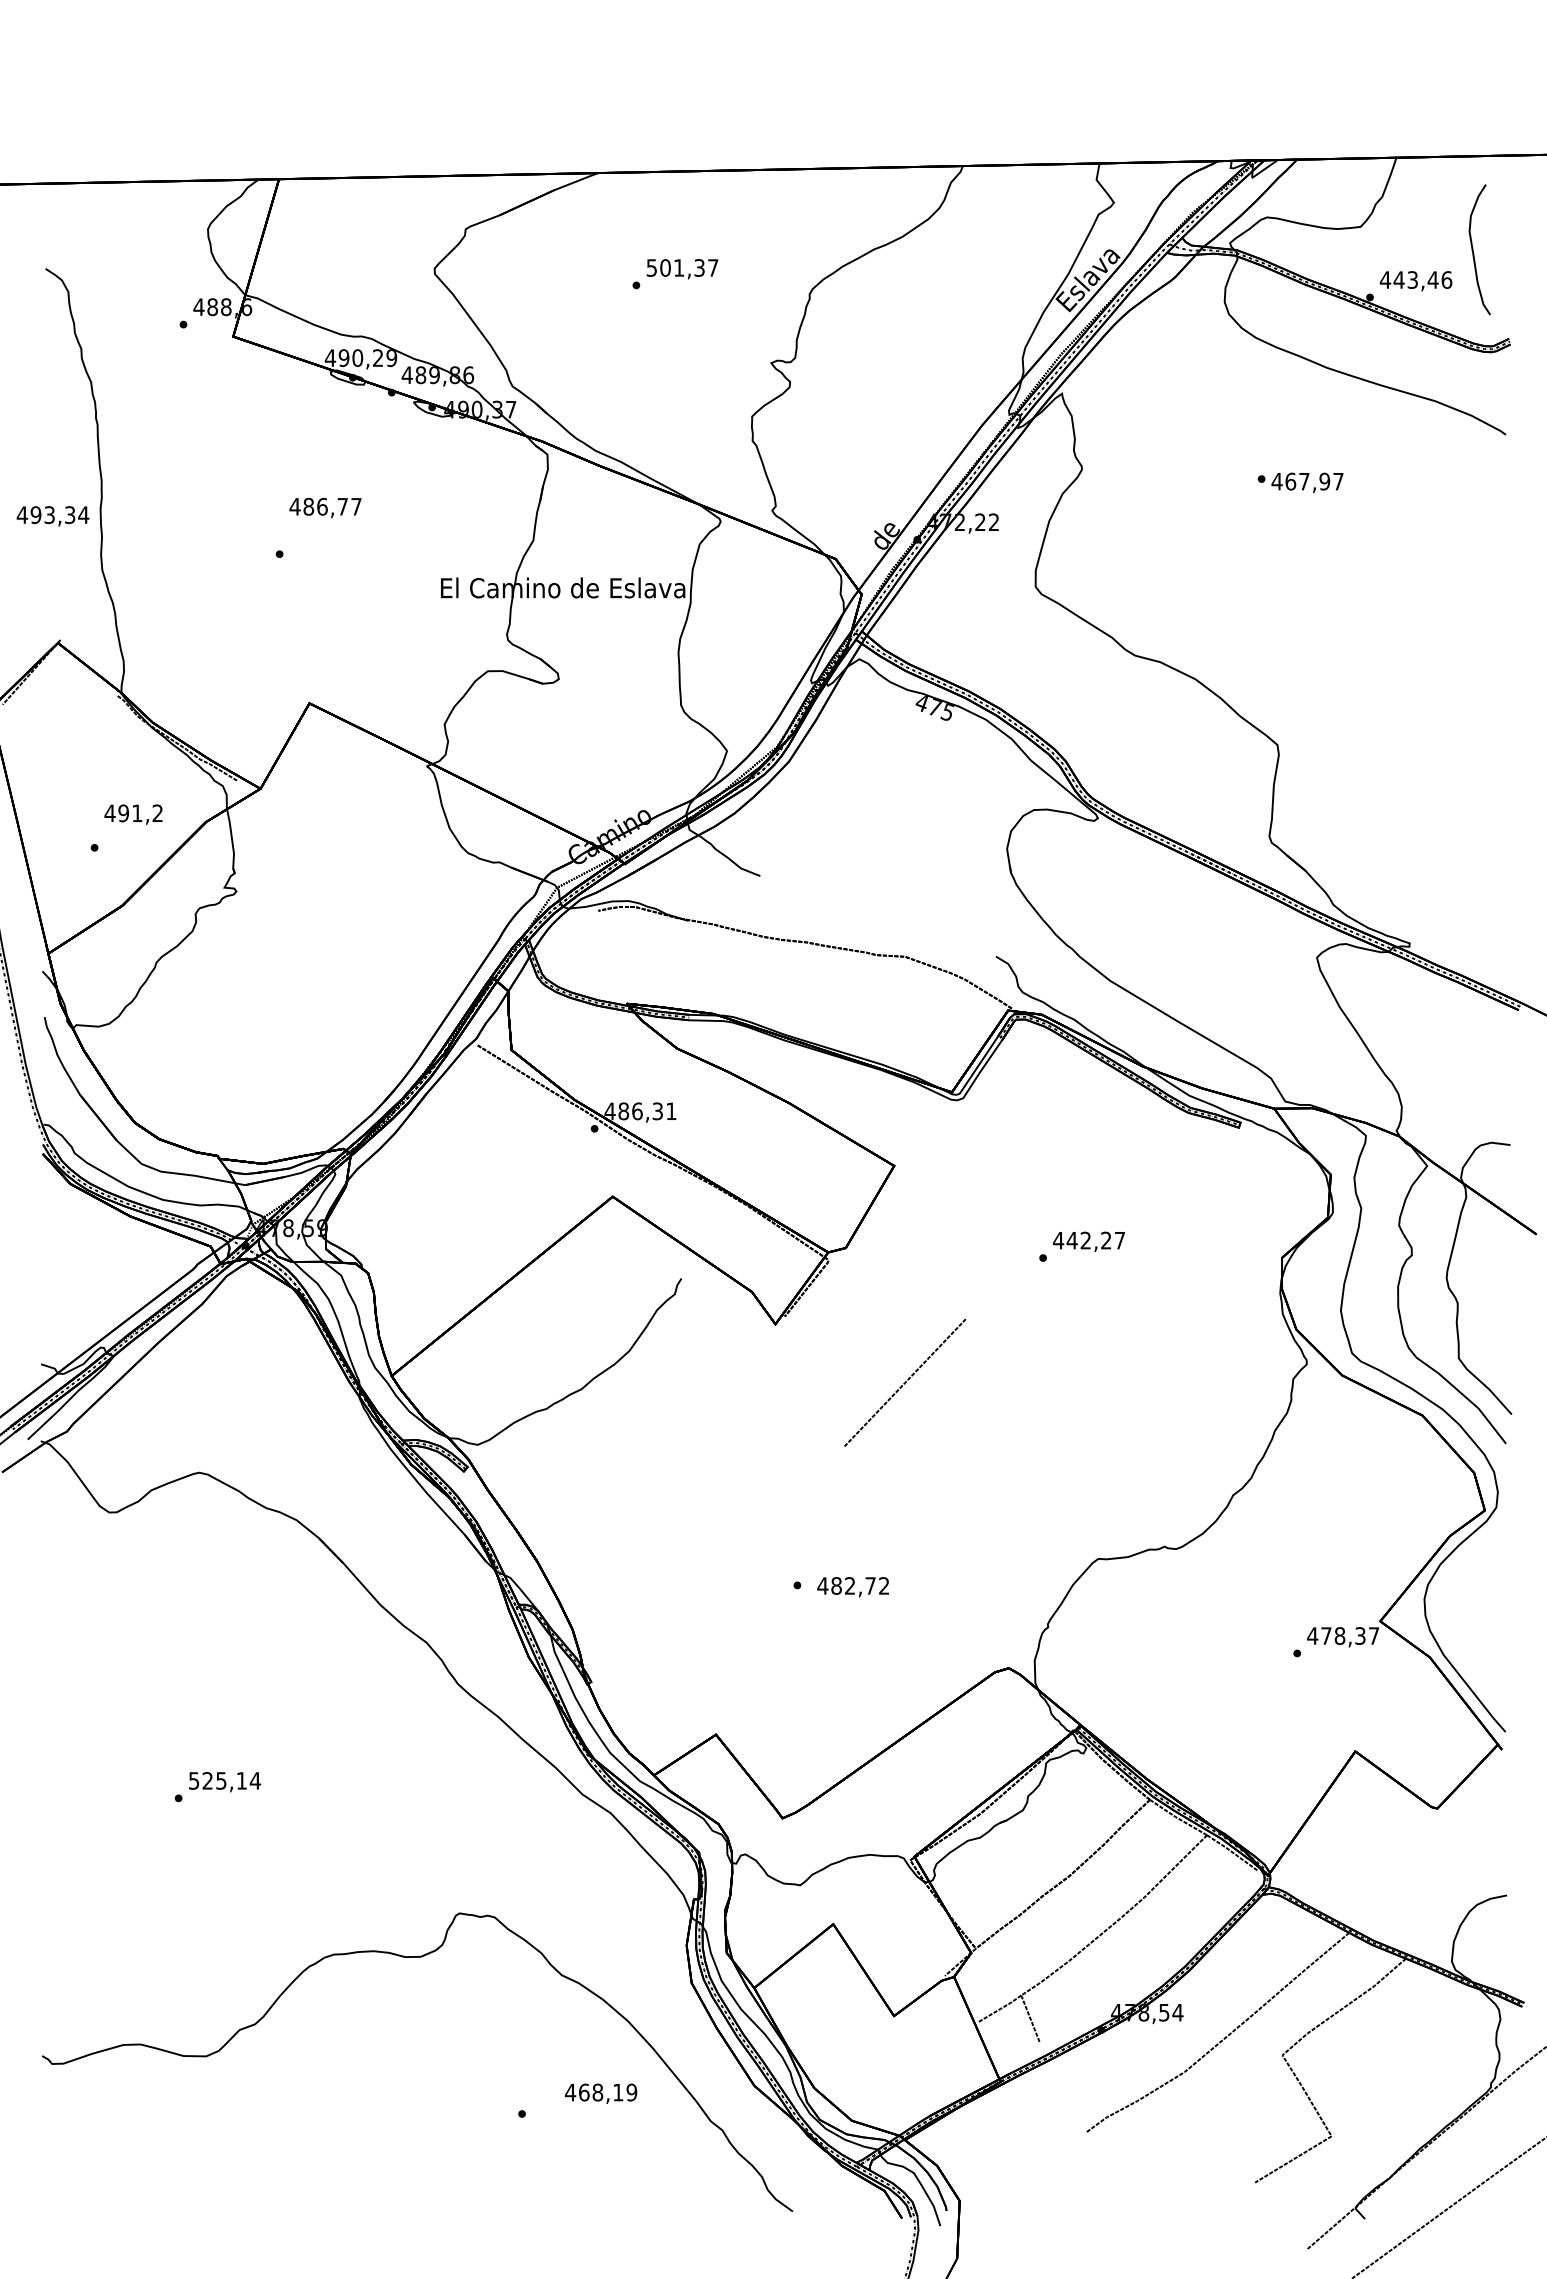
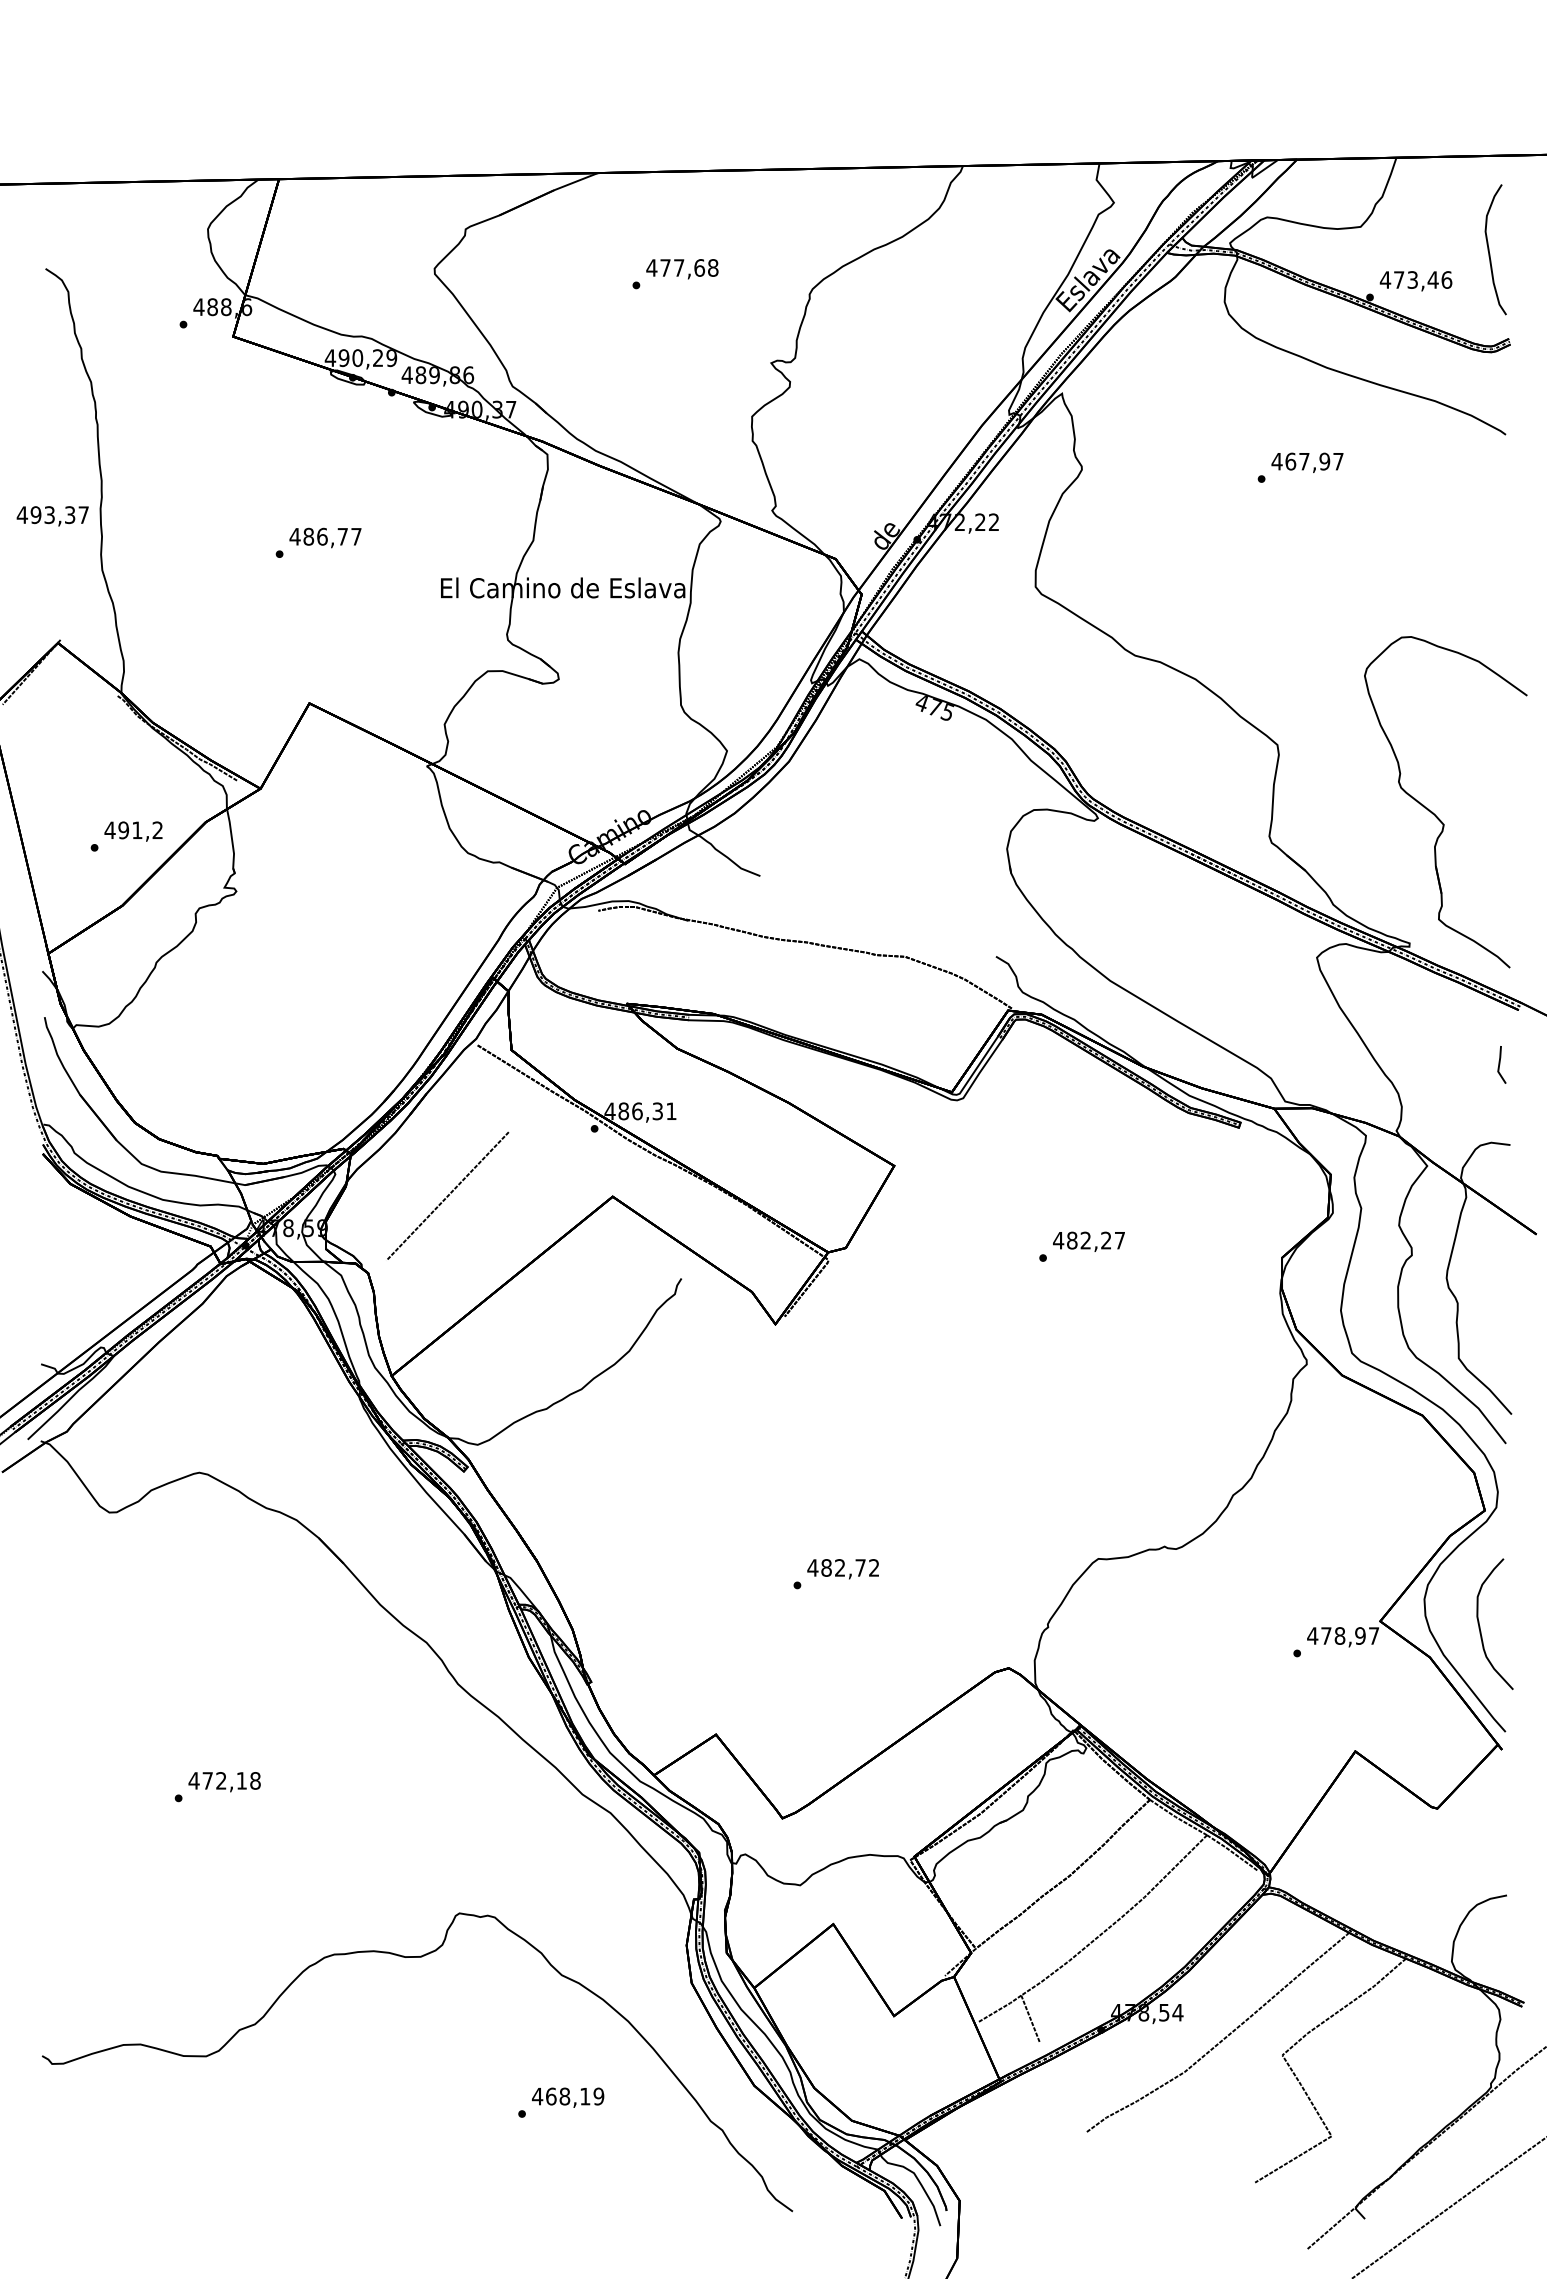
curve position: (1473, 249) -> (1489, 249) (1489, 249)
text: 501,37 -> 477,68 (682, 267)
text: 443,46 -> 473,46 (1398, 279)
text position: (1307, 482) -> (1307, 462) (1307, 462)
text position: (325, 507) -> (325, 537) (325, 537)
text: 493,34 -> 493,37 (83, 514)
part: none -> present (1434, 813)
text position: (133, 814) -> (133, 831) (133, 831)
line: none -> present (1500, 1064)
text: 442,27 -> 482,27 (1071, 1240)
line position: (905, 1382) -> (448, 1195) (448, 1195)
text position: (852, 1587) -> (842, 1569) (842, 1569)
curve: none -> present (1480, 1626)
text: 478,37 -> 478,97 (1360, 1635)
text: 525,14 -> 472,18 (224, 1780)
text position: (601, 2093) -> (568, 2097) (568, 2097)
